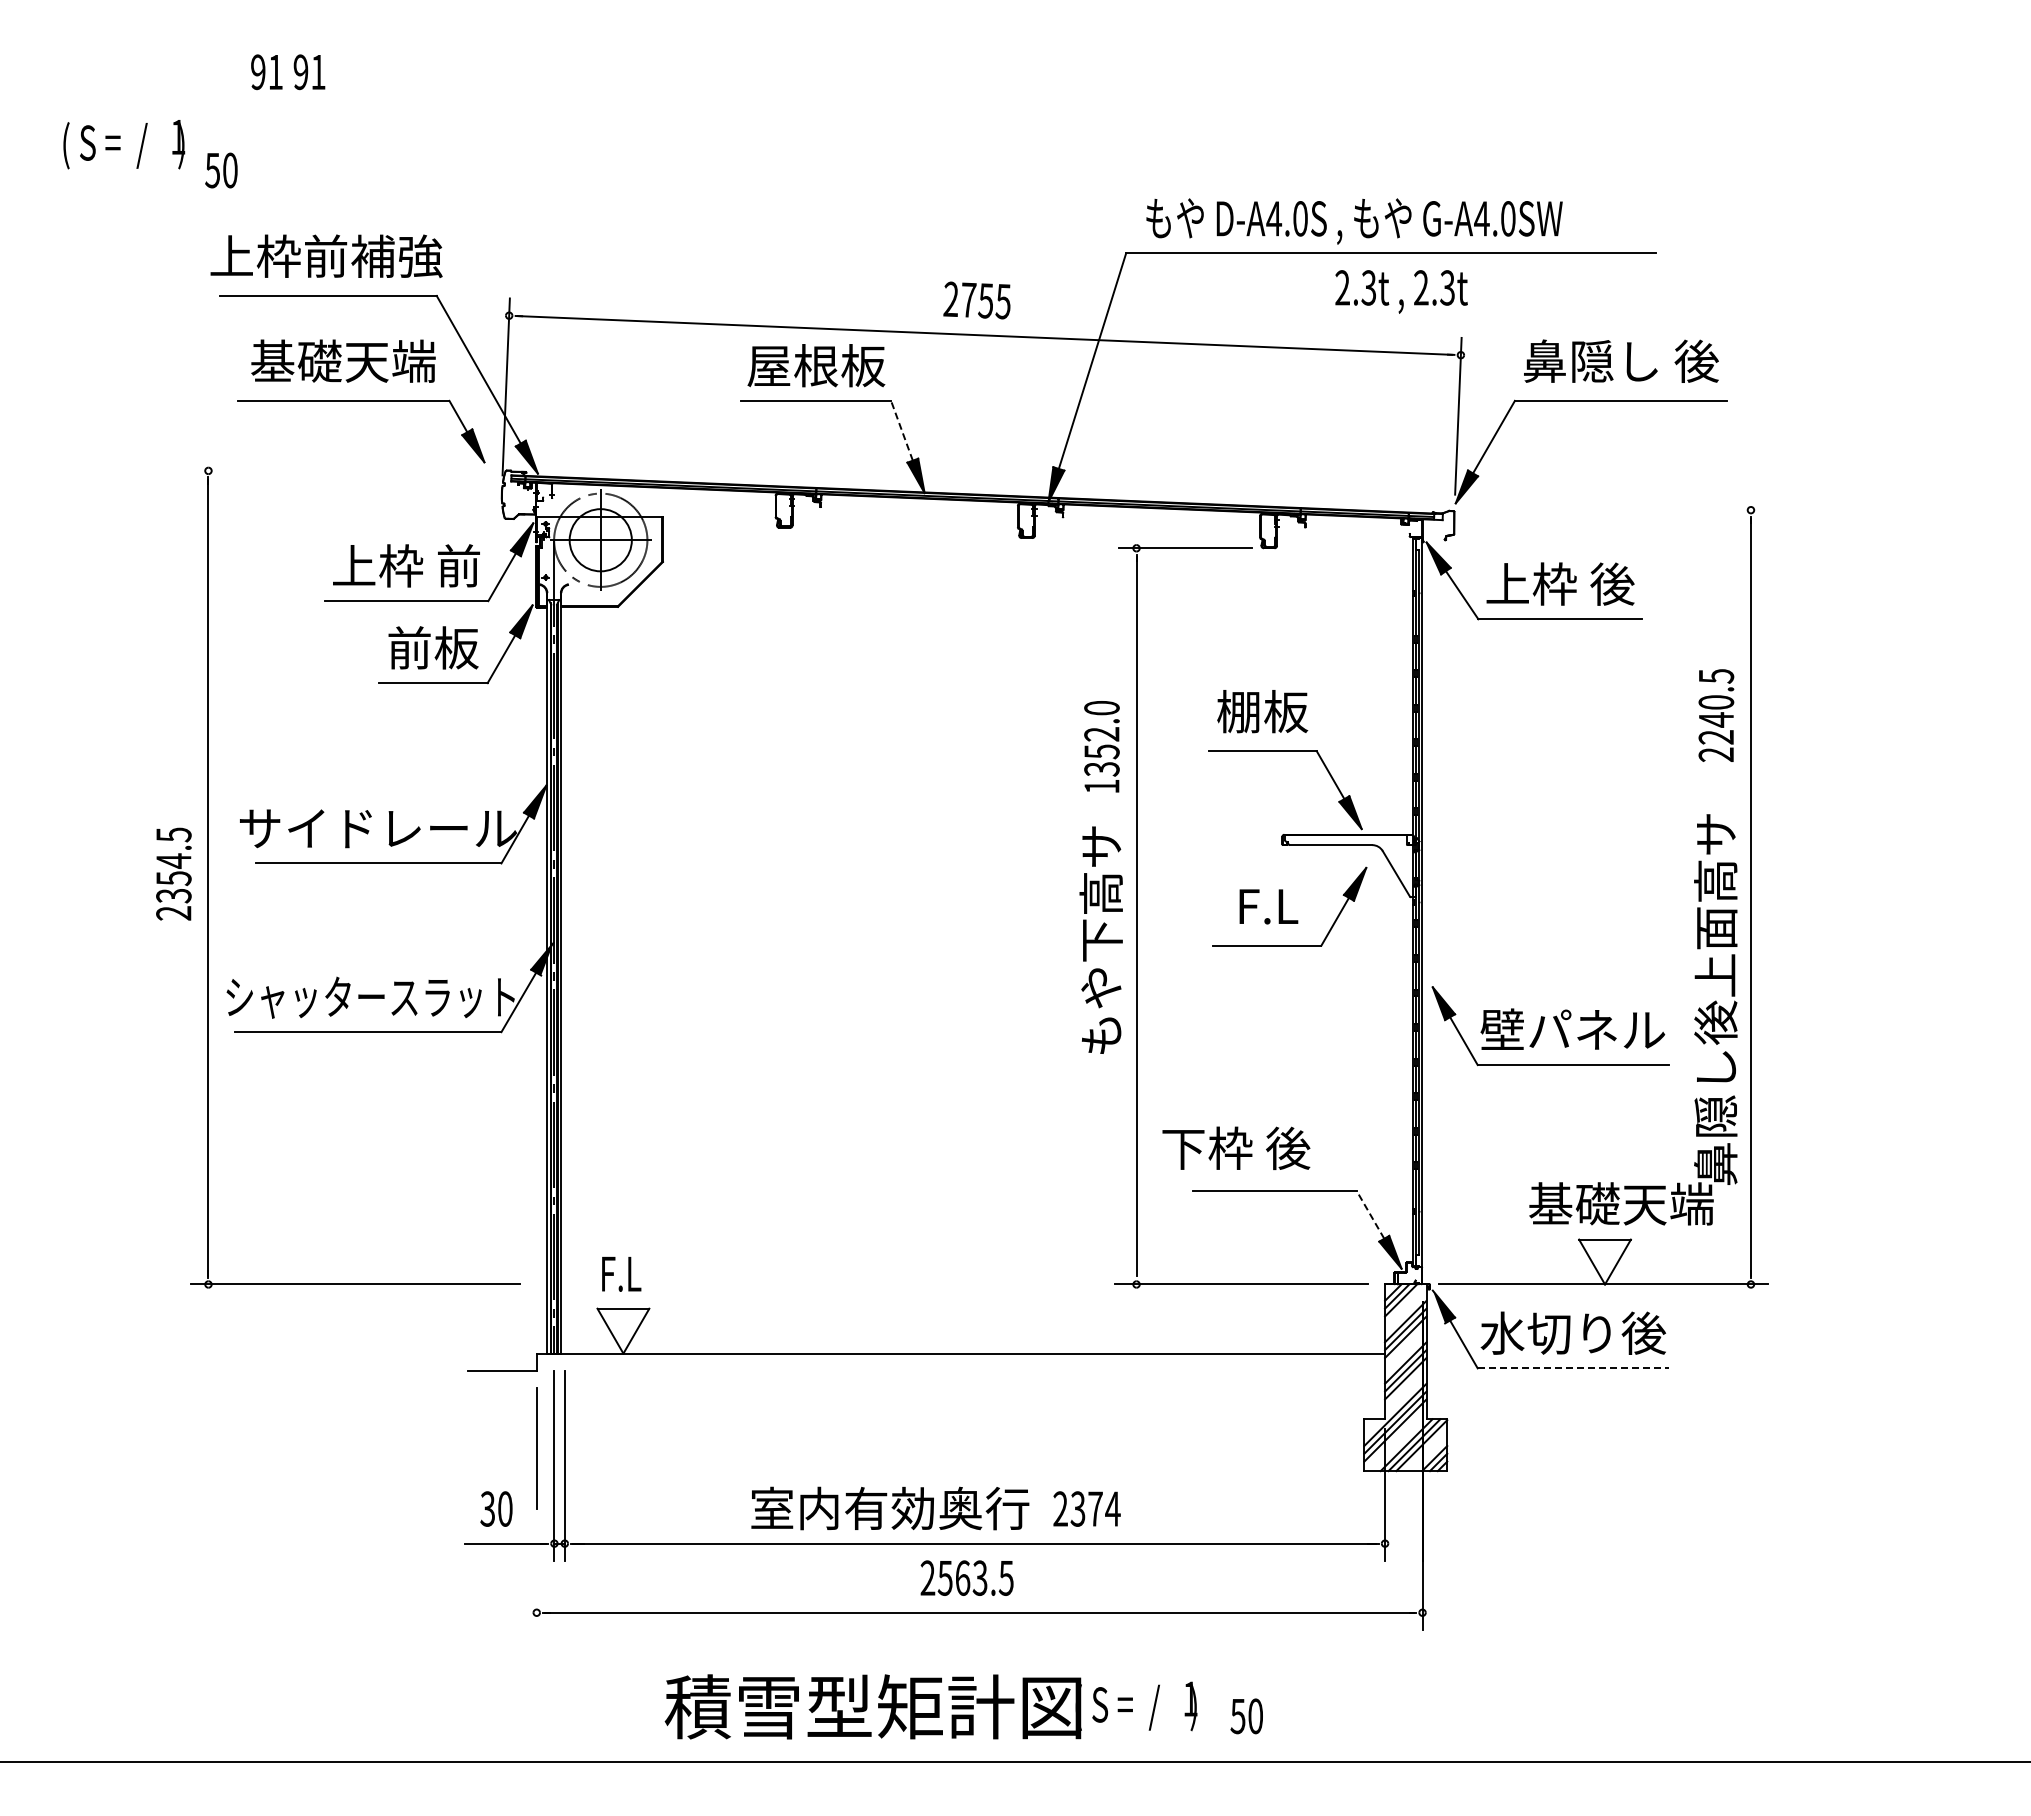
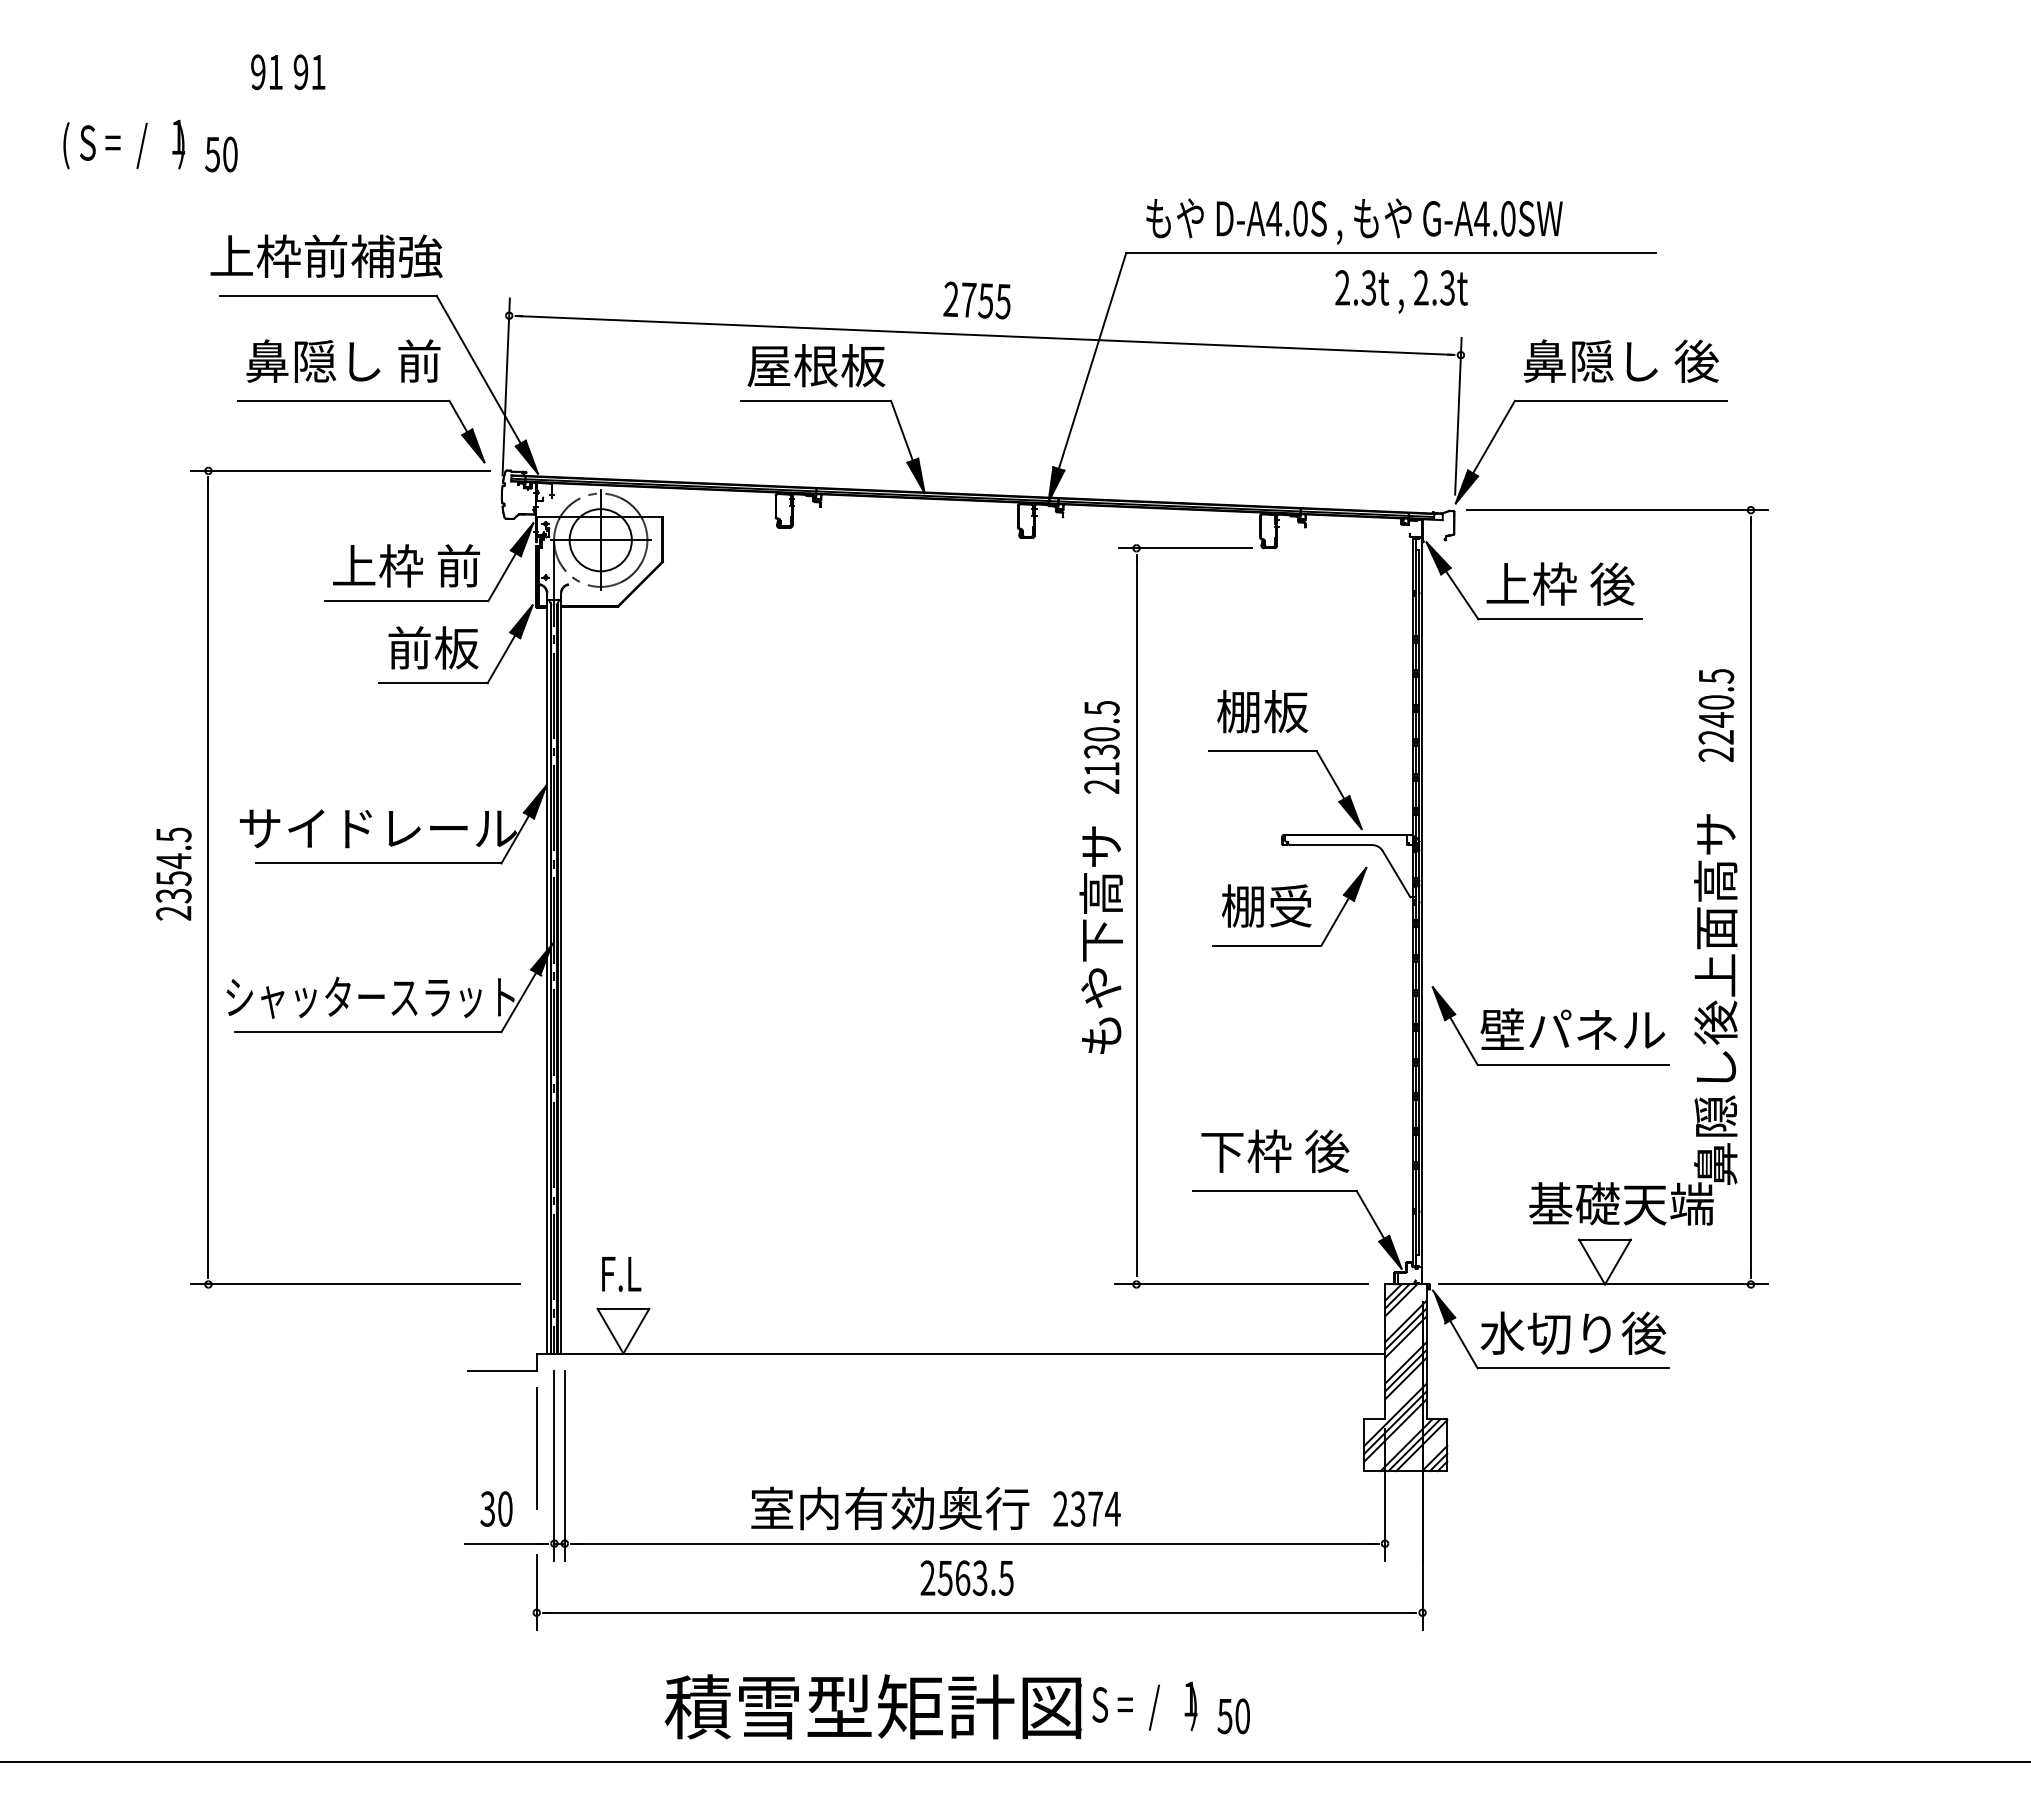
text position: (221, 170) -> (221, 154) (221, 154)
text: 基礎天端 -> 鼻隠し 前 (343, 360)
line: dashed -> solid (901, 430)
line: none -> present (340, 470)
line: none -> present (1617, 510)
text: 1352.0 -> 2130.5 (1101, 747)
text: F.L -> 棚受 (1266, 905)
text position: (1236, 1147) -> (1275, 1150) (1275, 1150)
line: dashed -> solid (1370, 1214)
line: dashed -> solid (1573, 1368)
line: none -> present (536, 1592)
text position: (1246, 1716) -> (1233, 1716) (1233, 1716)
